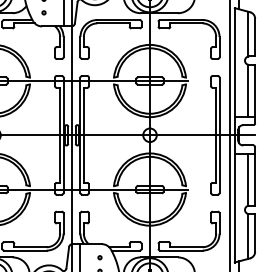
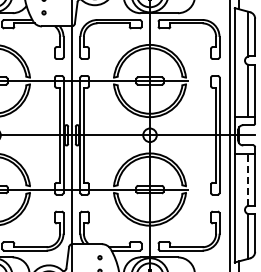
line: present -> none (64, 14)
line: solid -> dashed (248, 179)
line: present -> none (79, 256)
